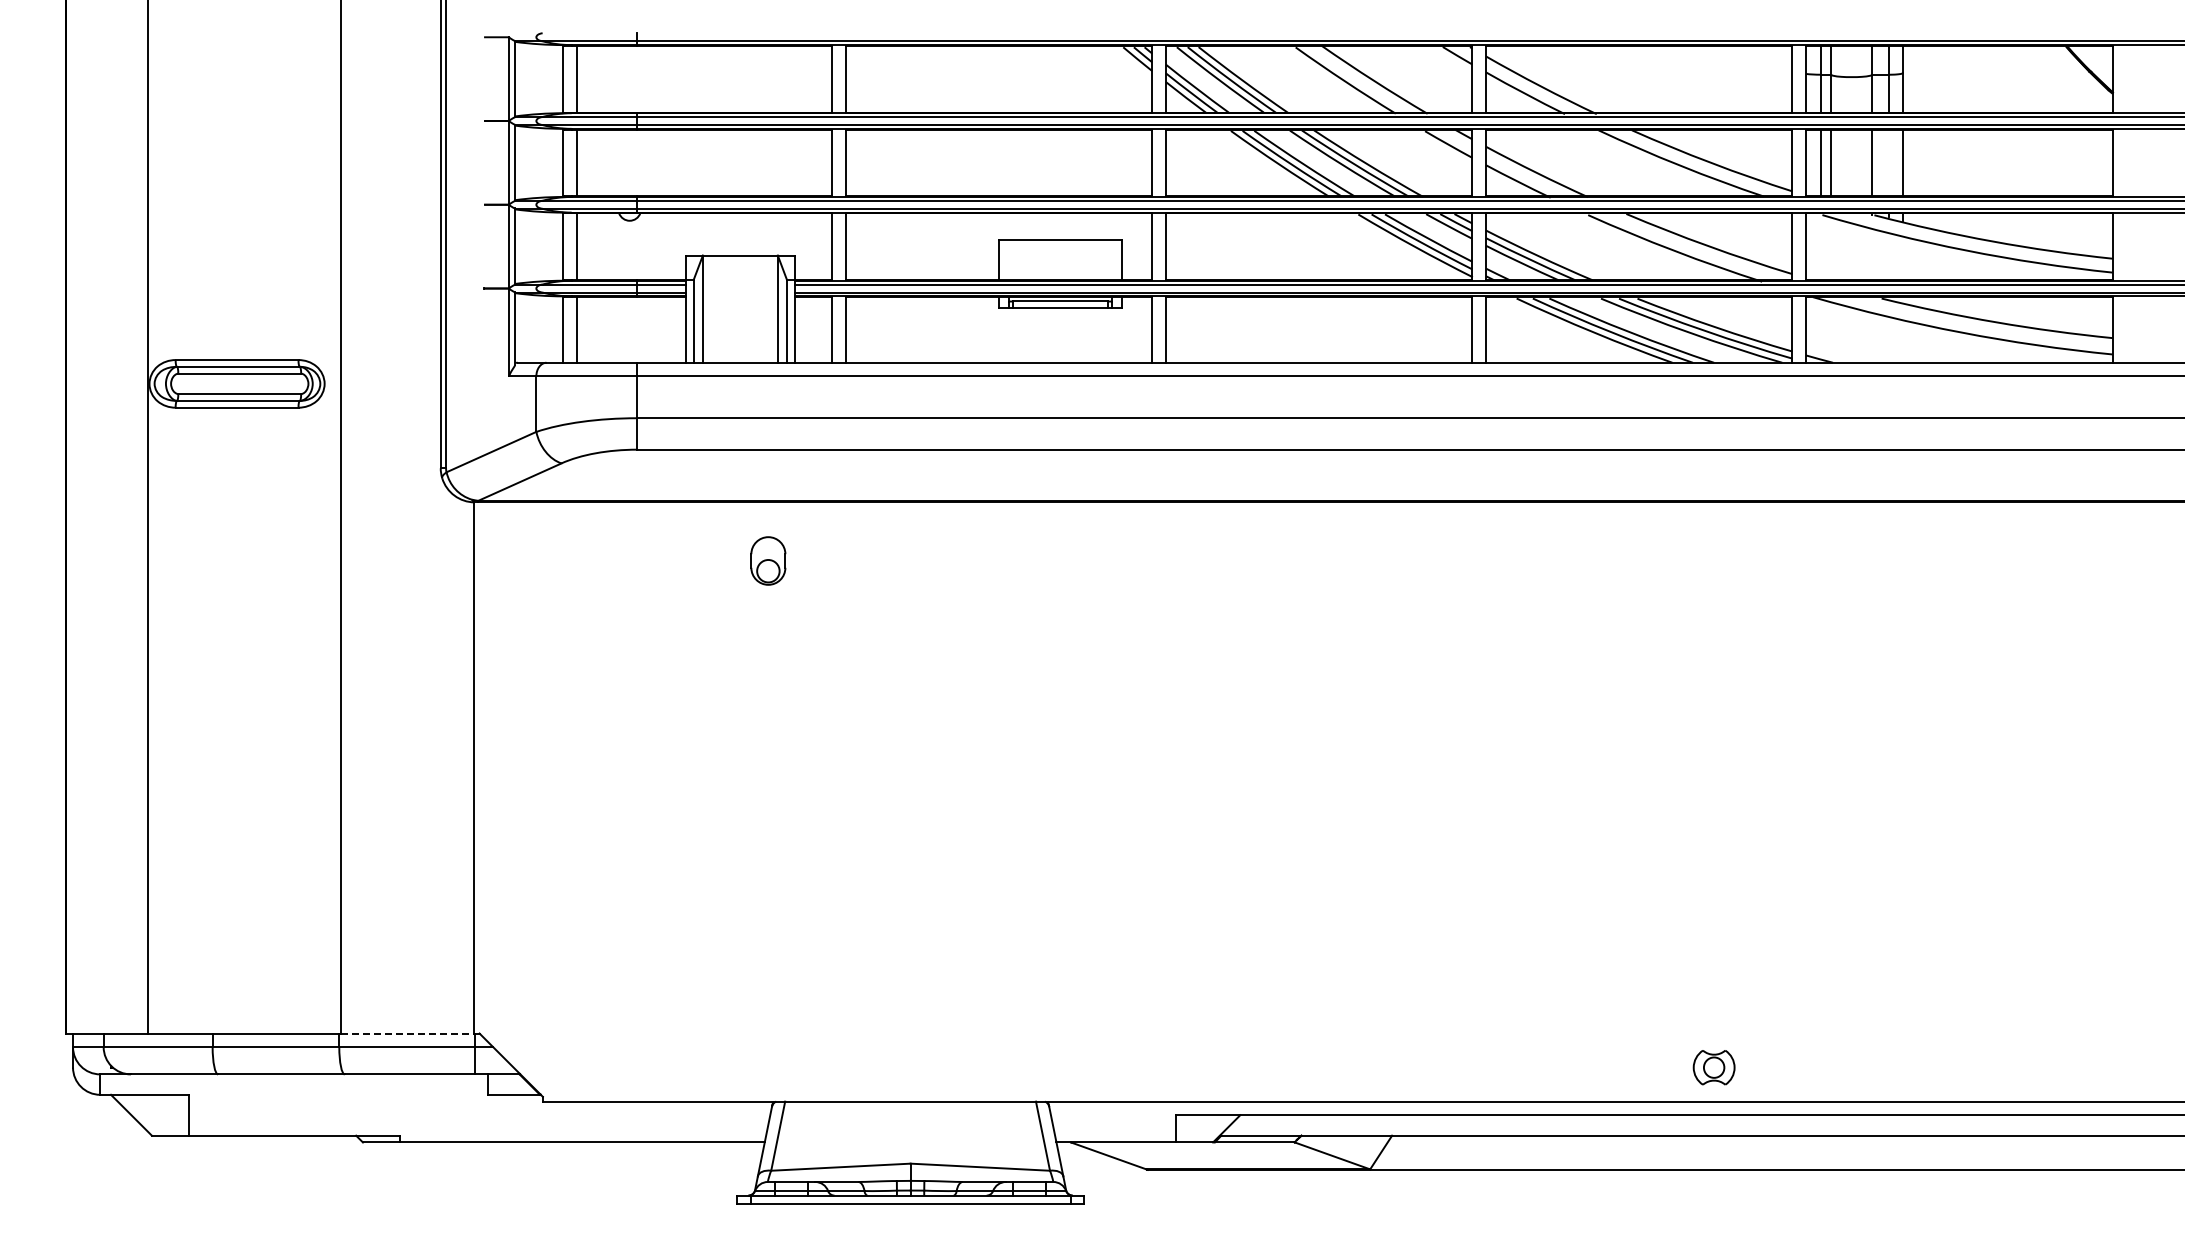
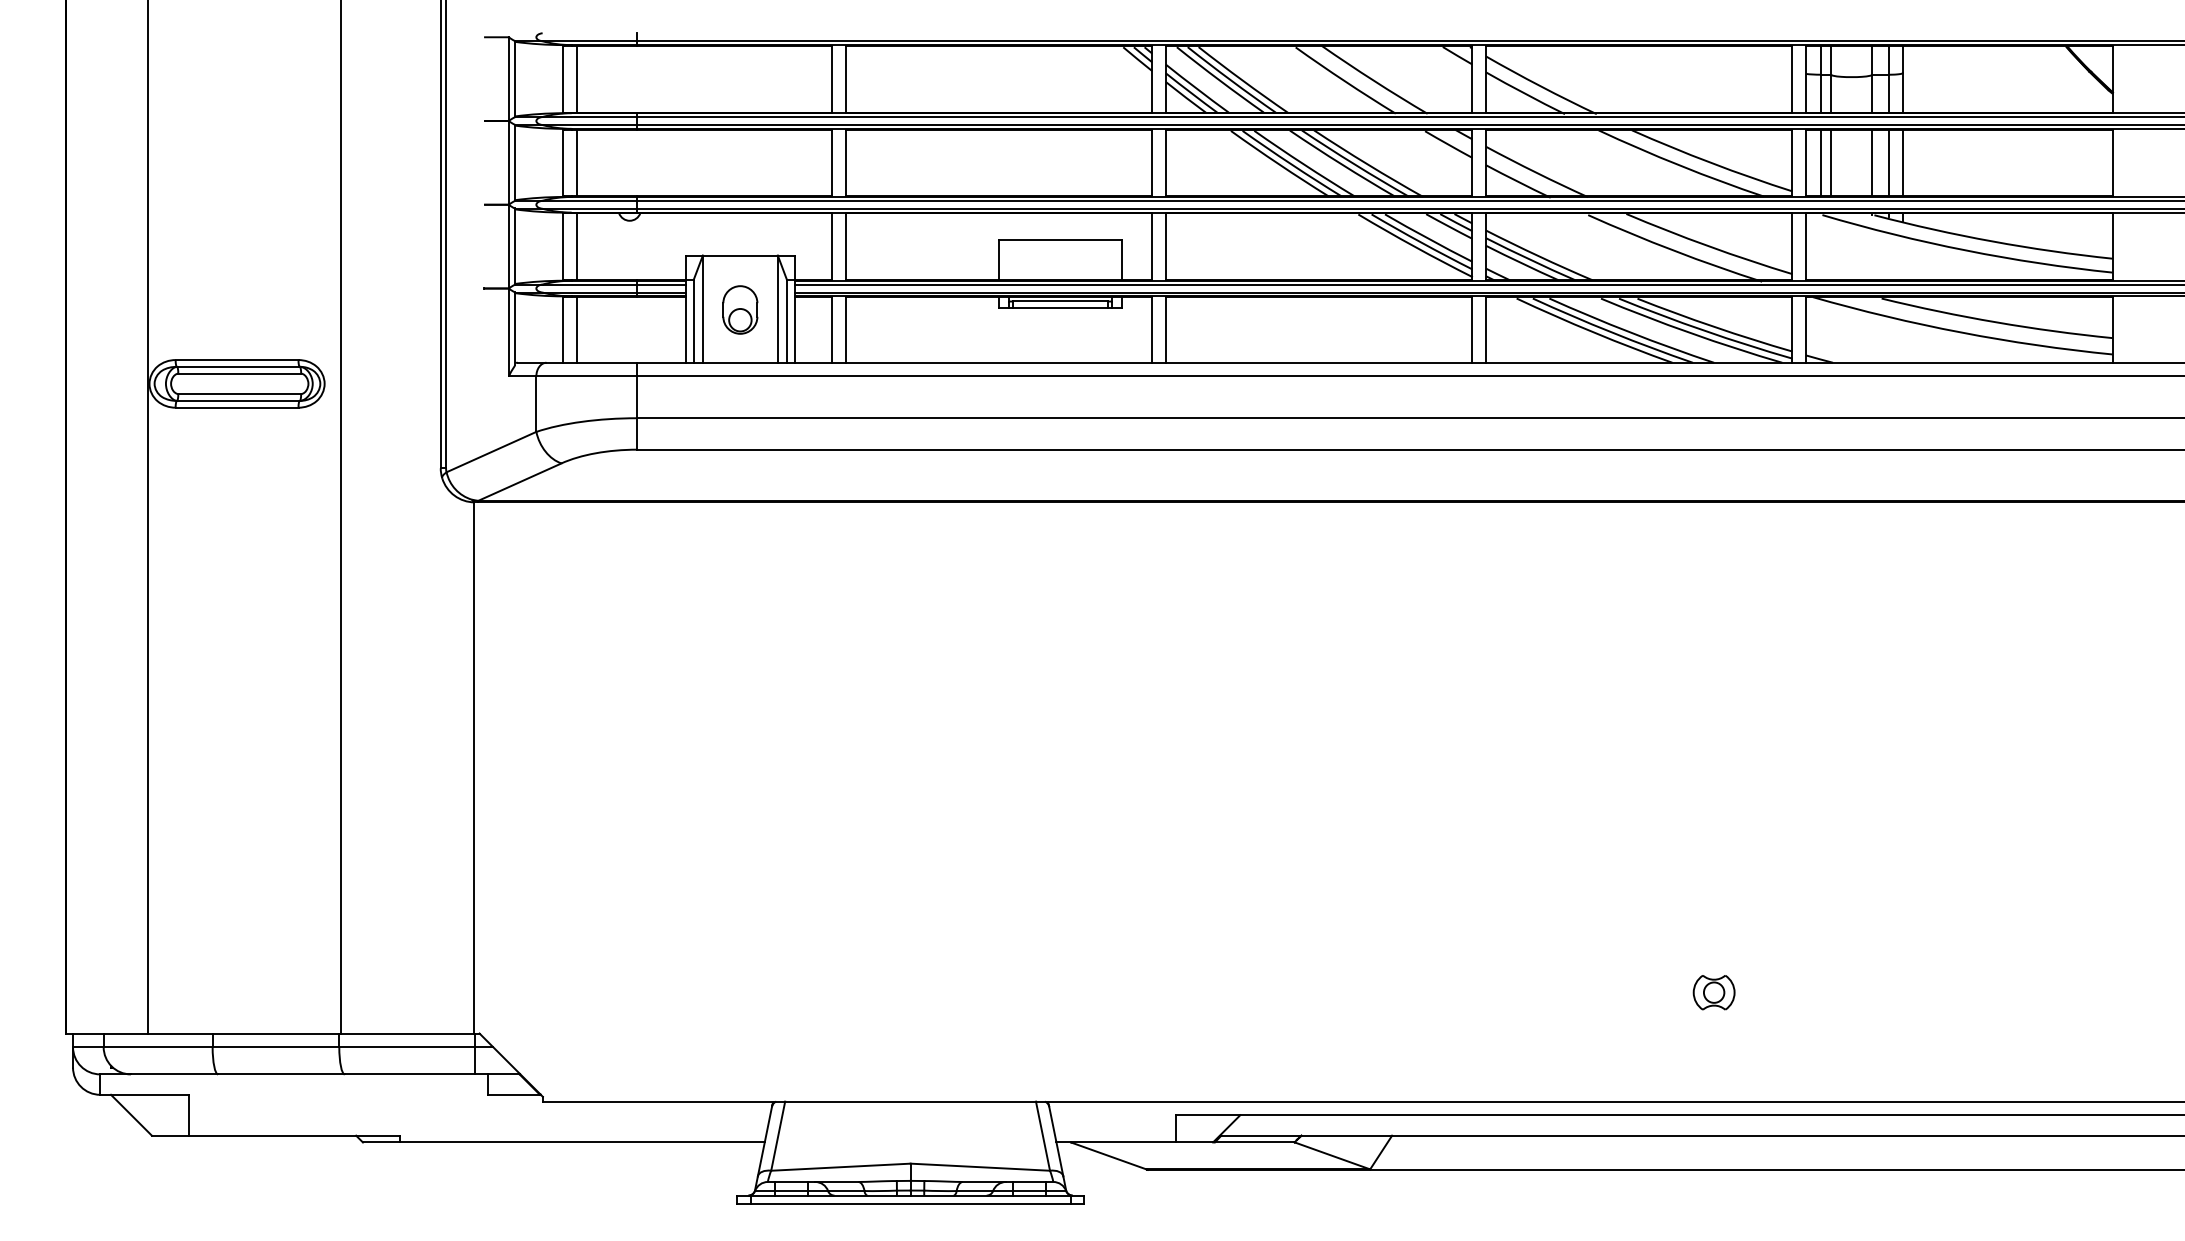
line: none -> present (1889, 162)
part position: (768, 560) -> (740, 309) (740, 309)
line: dashed -> solid (407, 1033)
part position: (1713, 1067) -> (1713, 992) (1713, 992)
